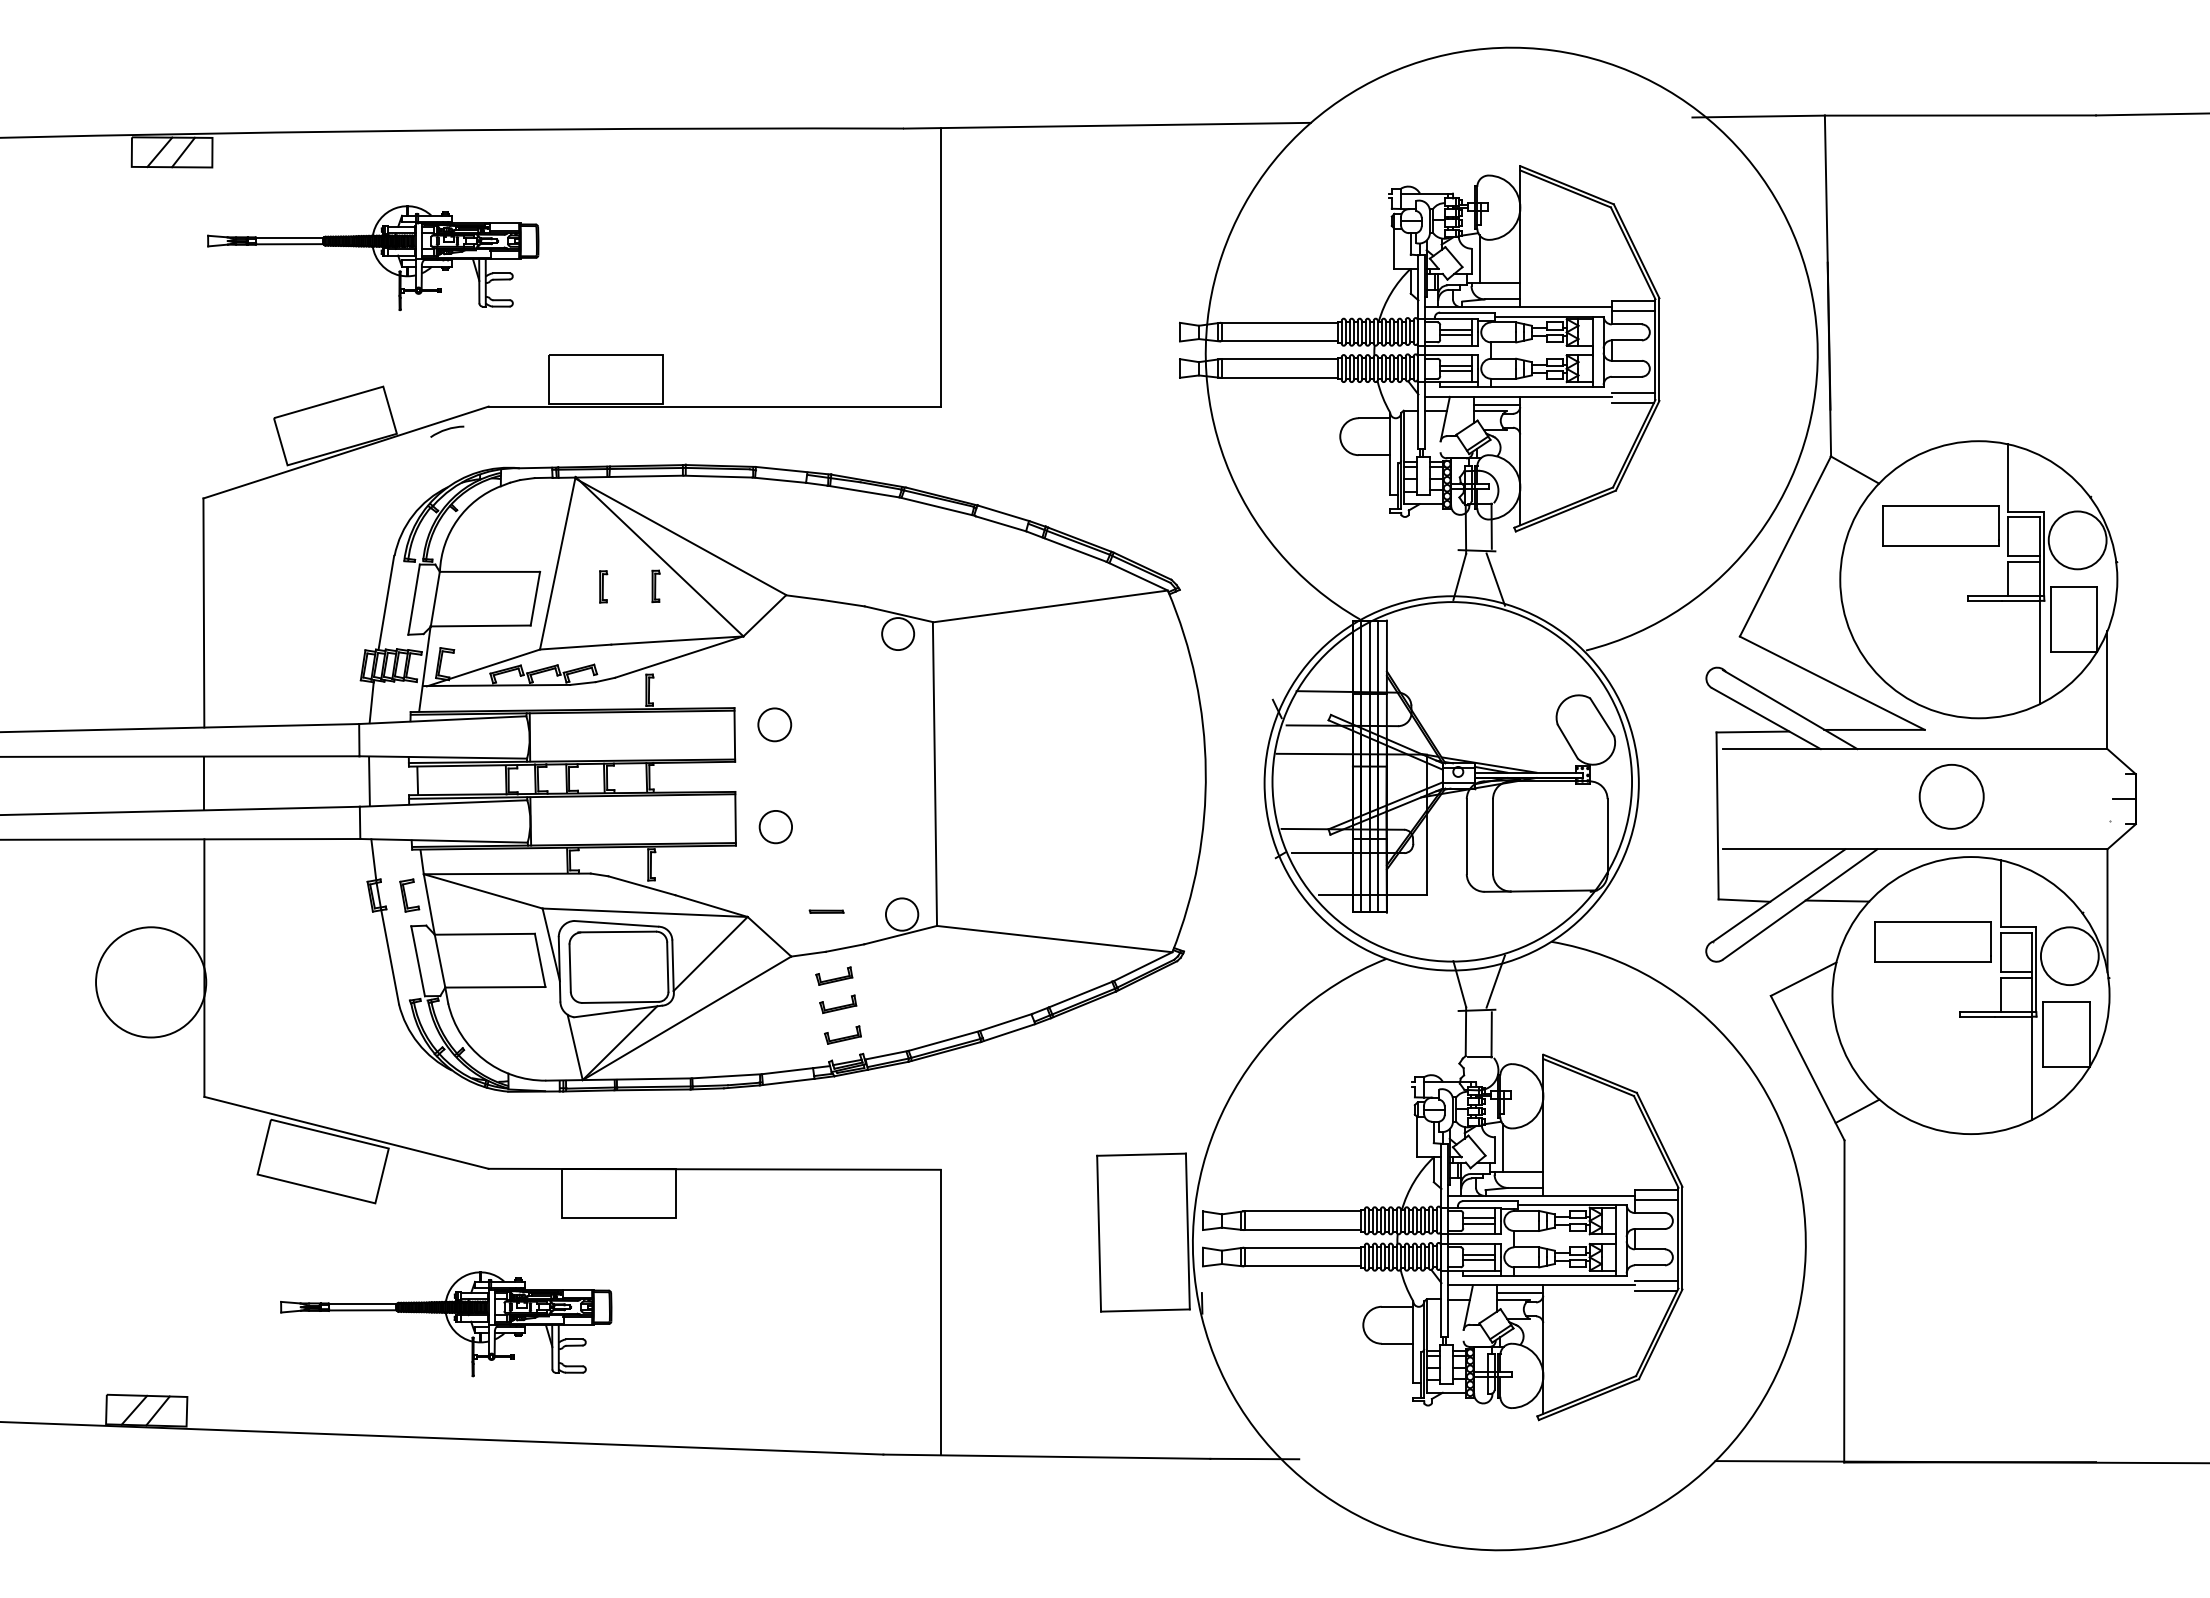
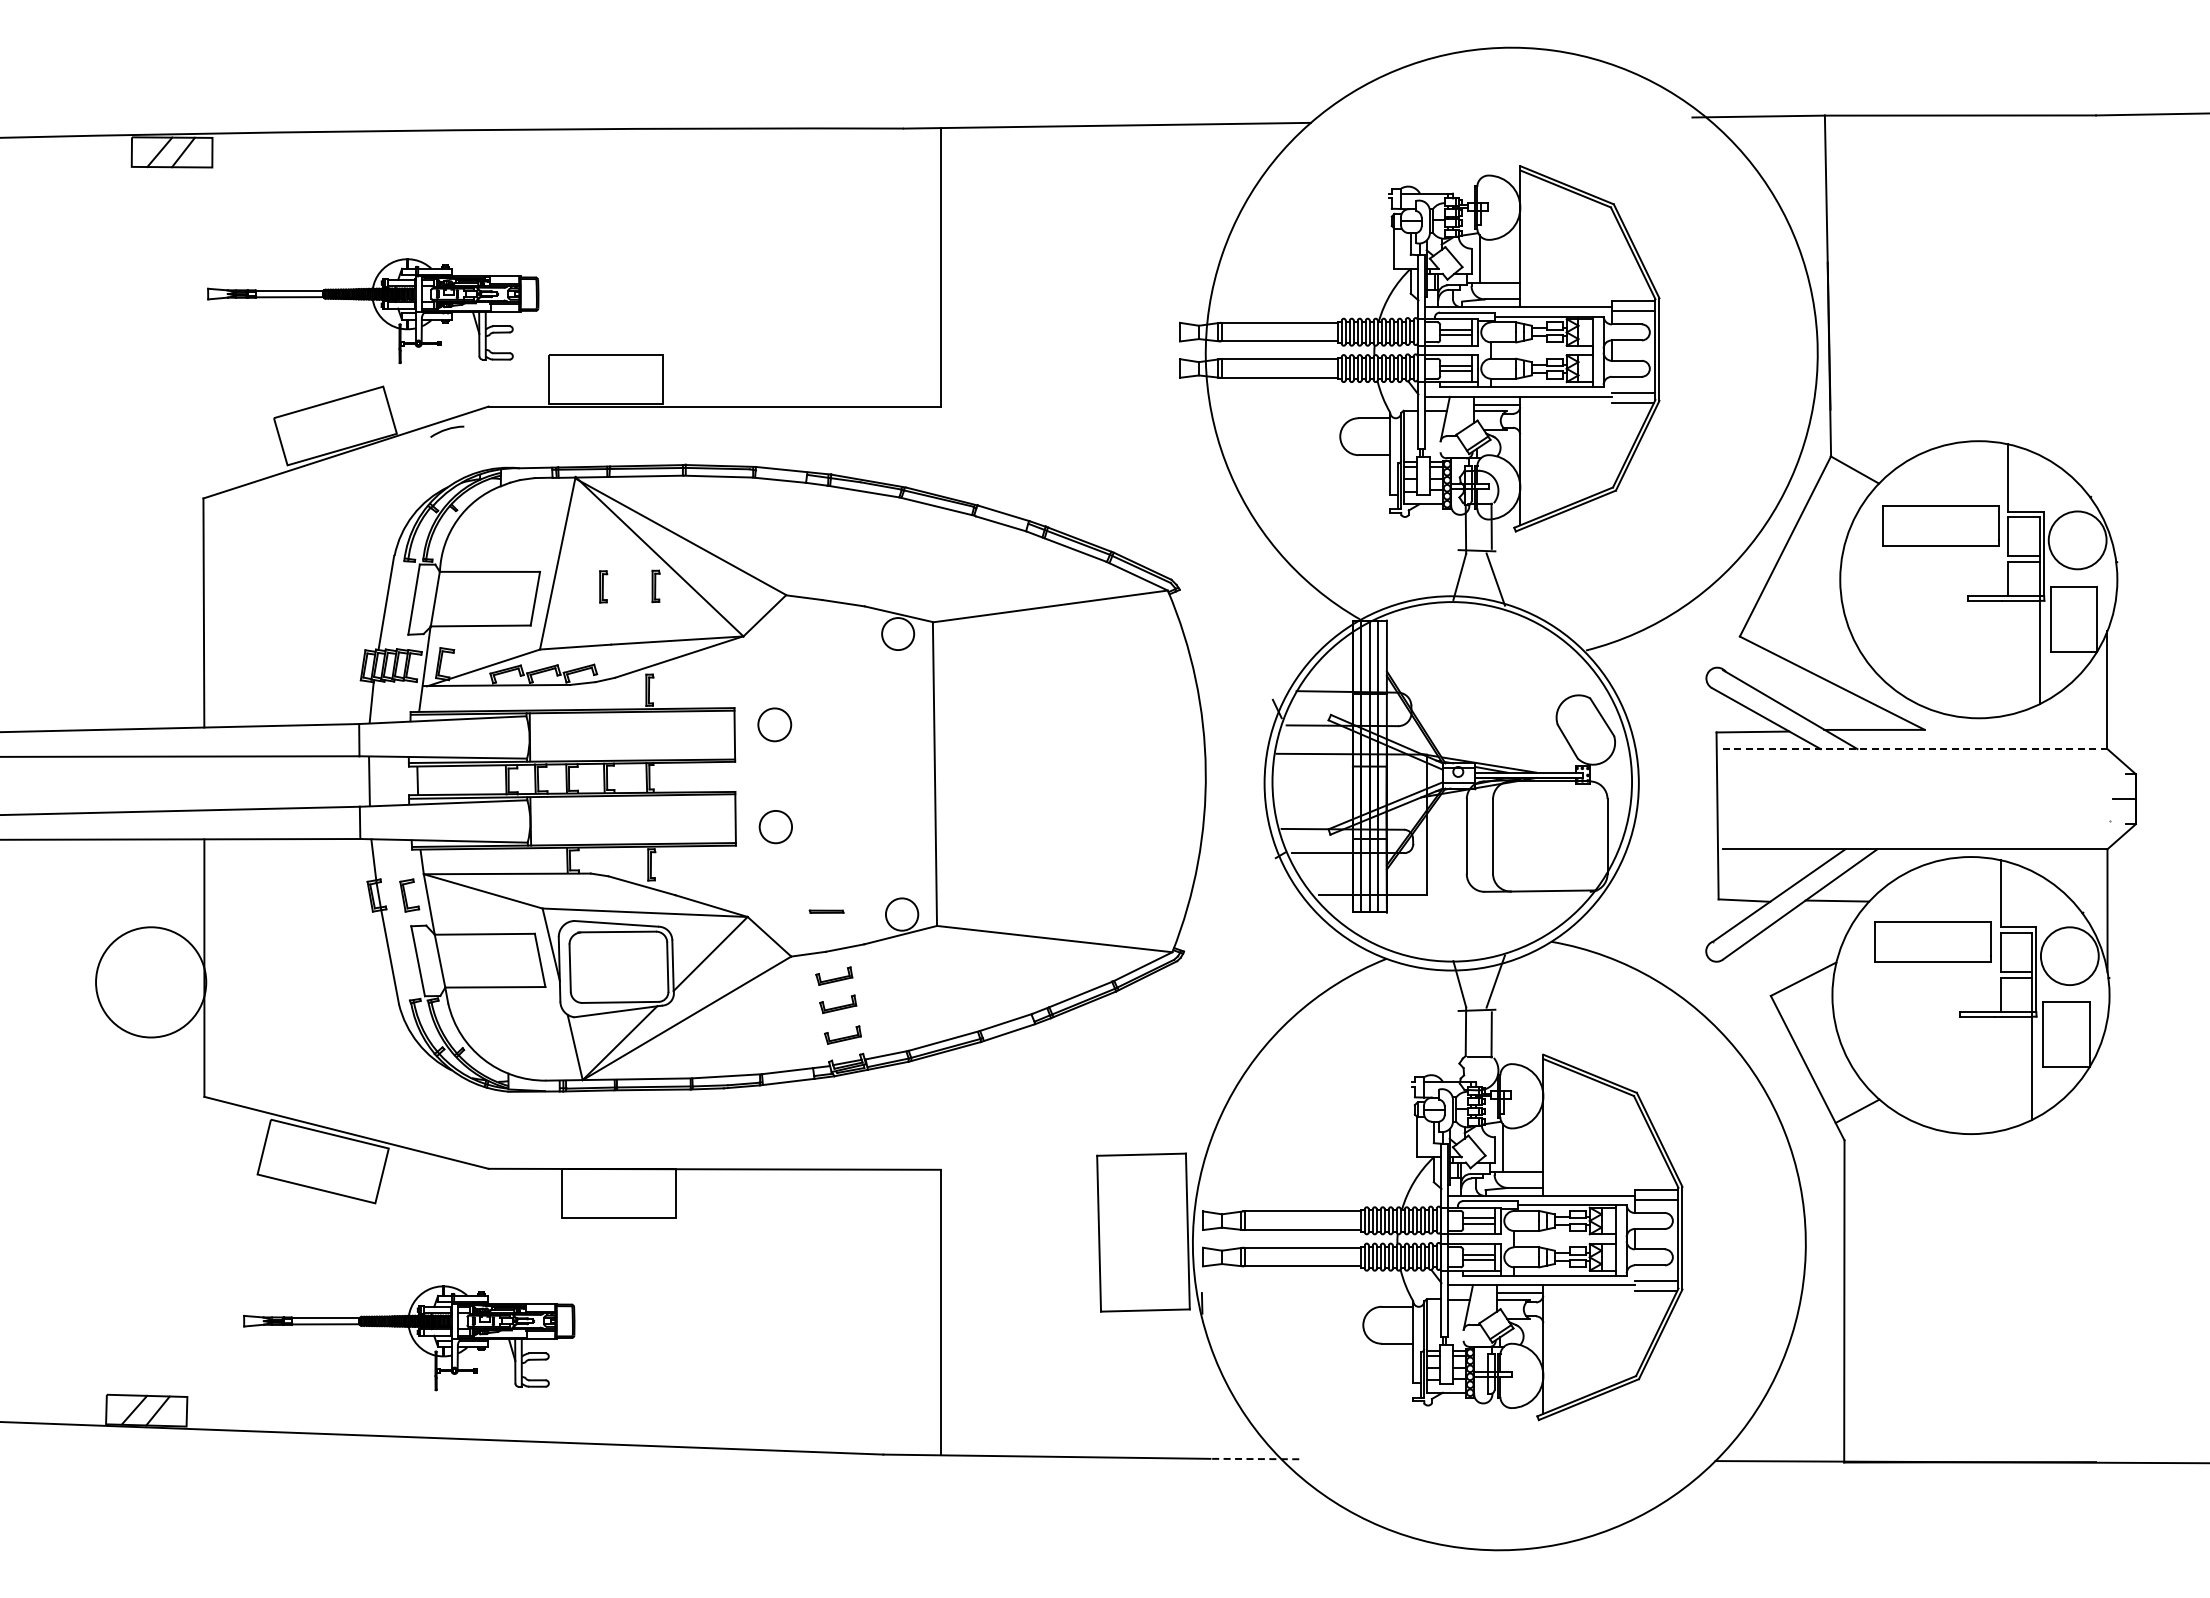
part position: (373, 258) -> (373, 311) (373, 311)
line: solid -> dashed (1915, 749)
line: present -> none (204, 783)
circle: present -> none (1951, 796)
part position: (446, 1324) -> (409, 1338) (409, 1338)
line: solid -> dashed (1254, 1459)
